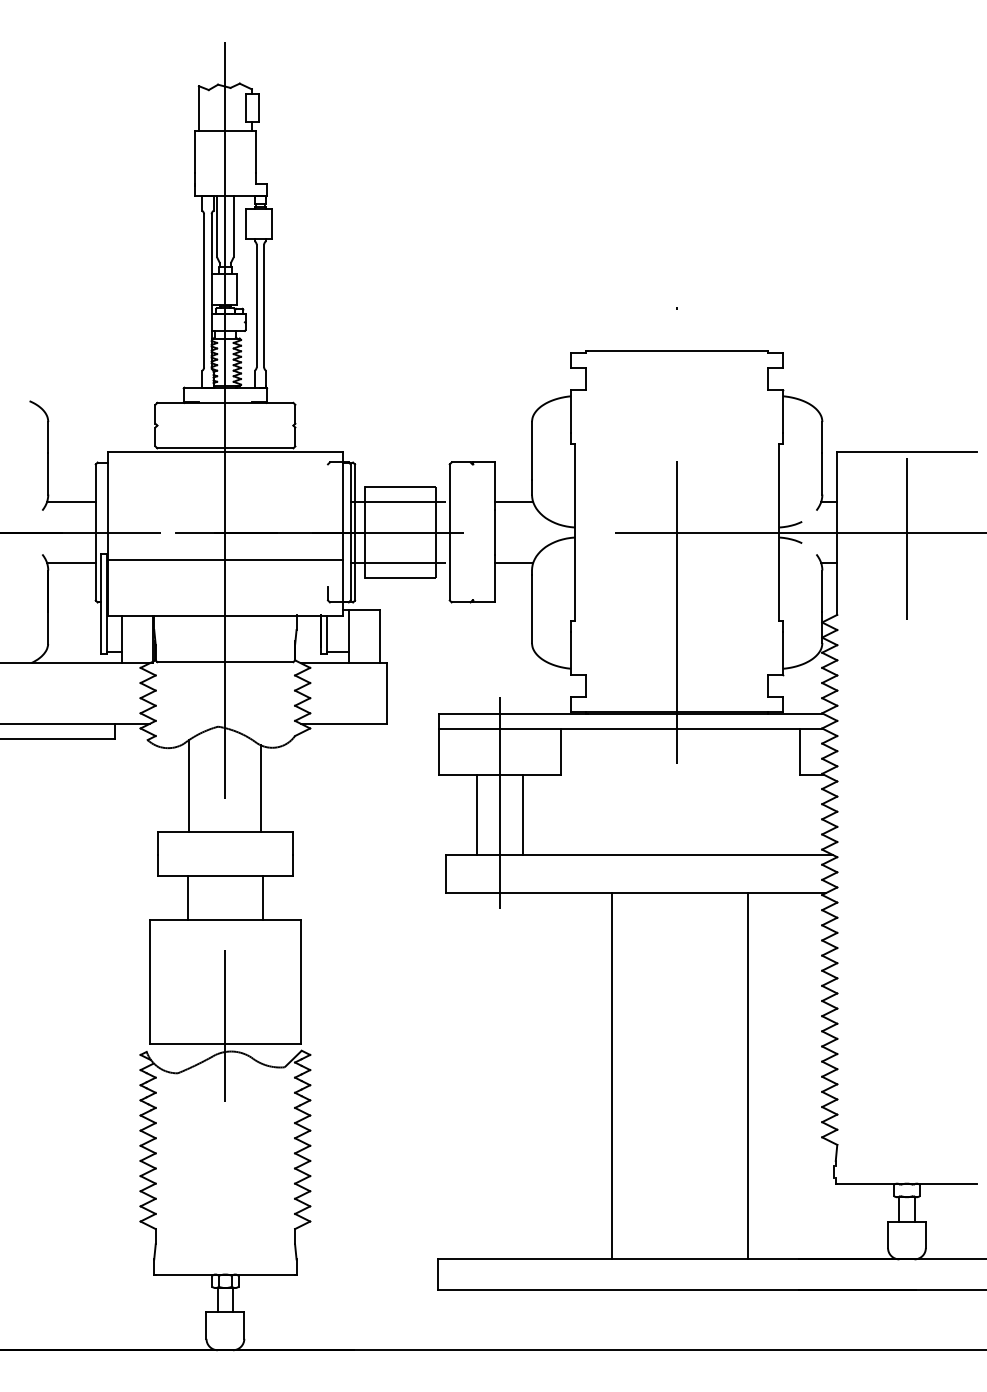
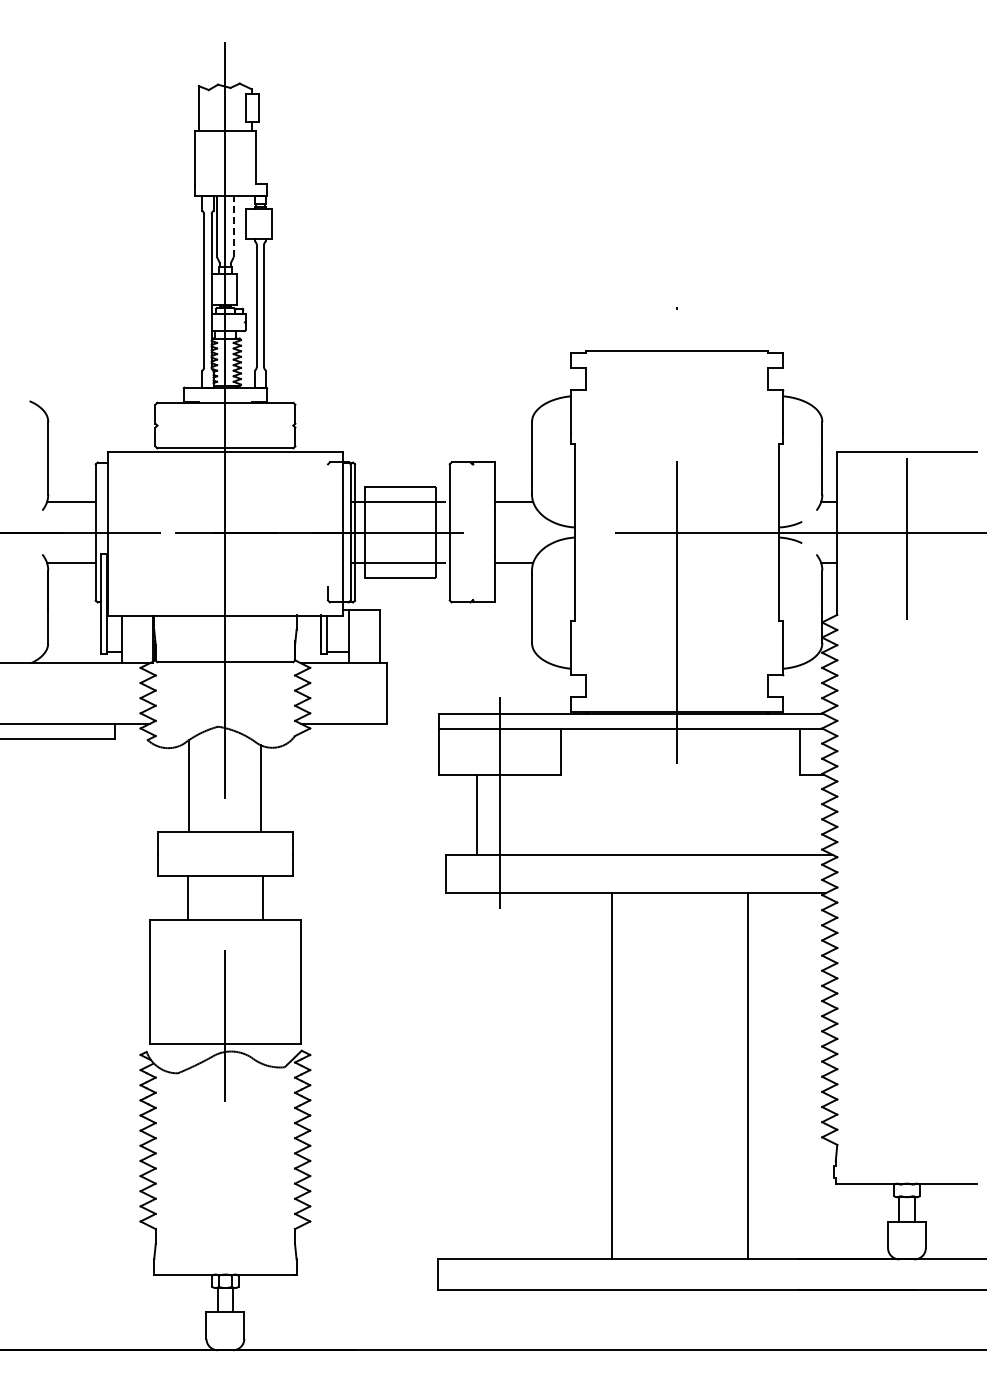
line: solid -> dashed (233, 226)
line: present -> none (225, 559)
line: present -> none (522, 814)
